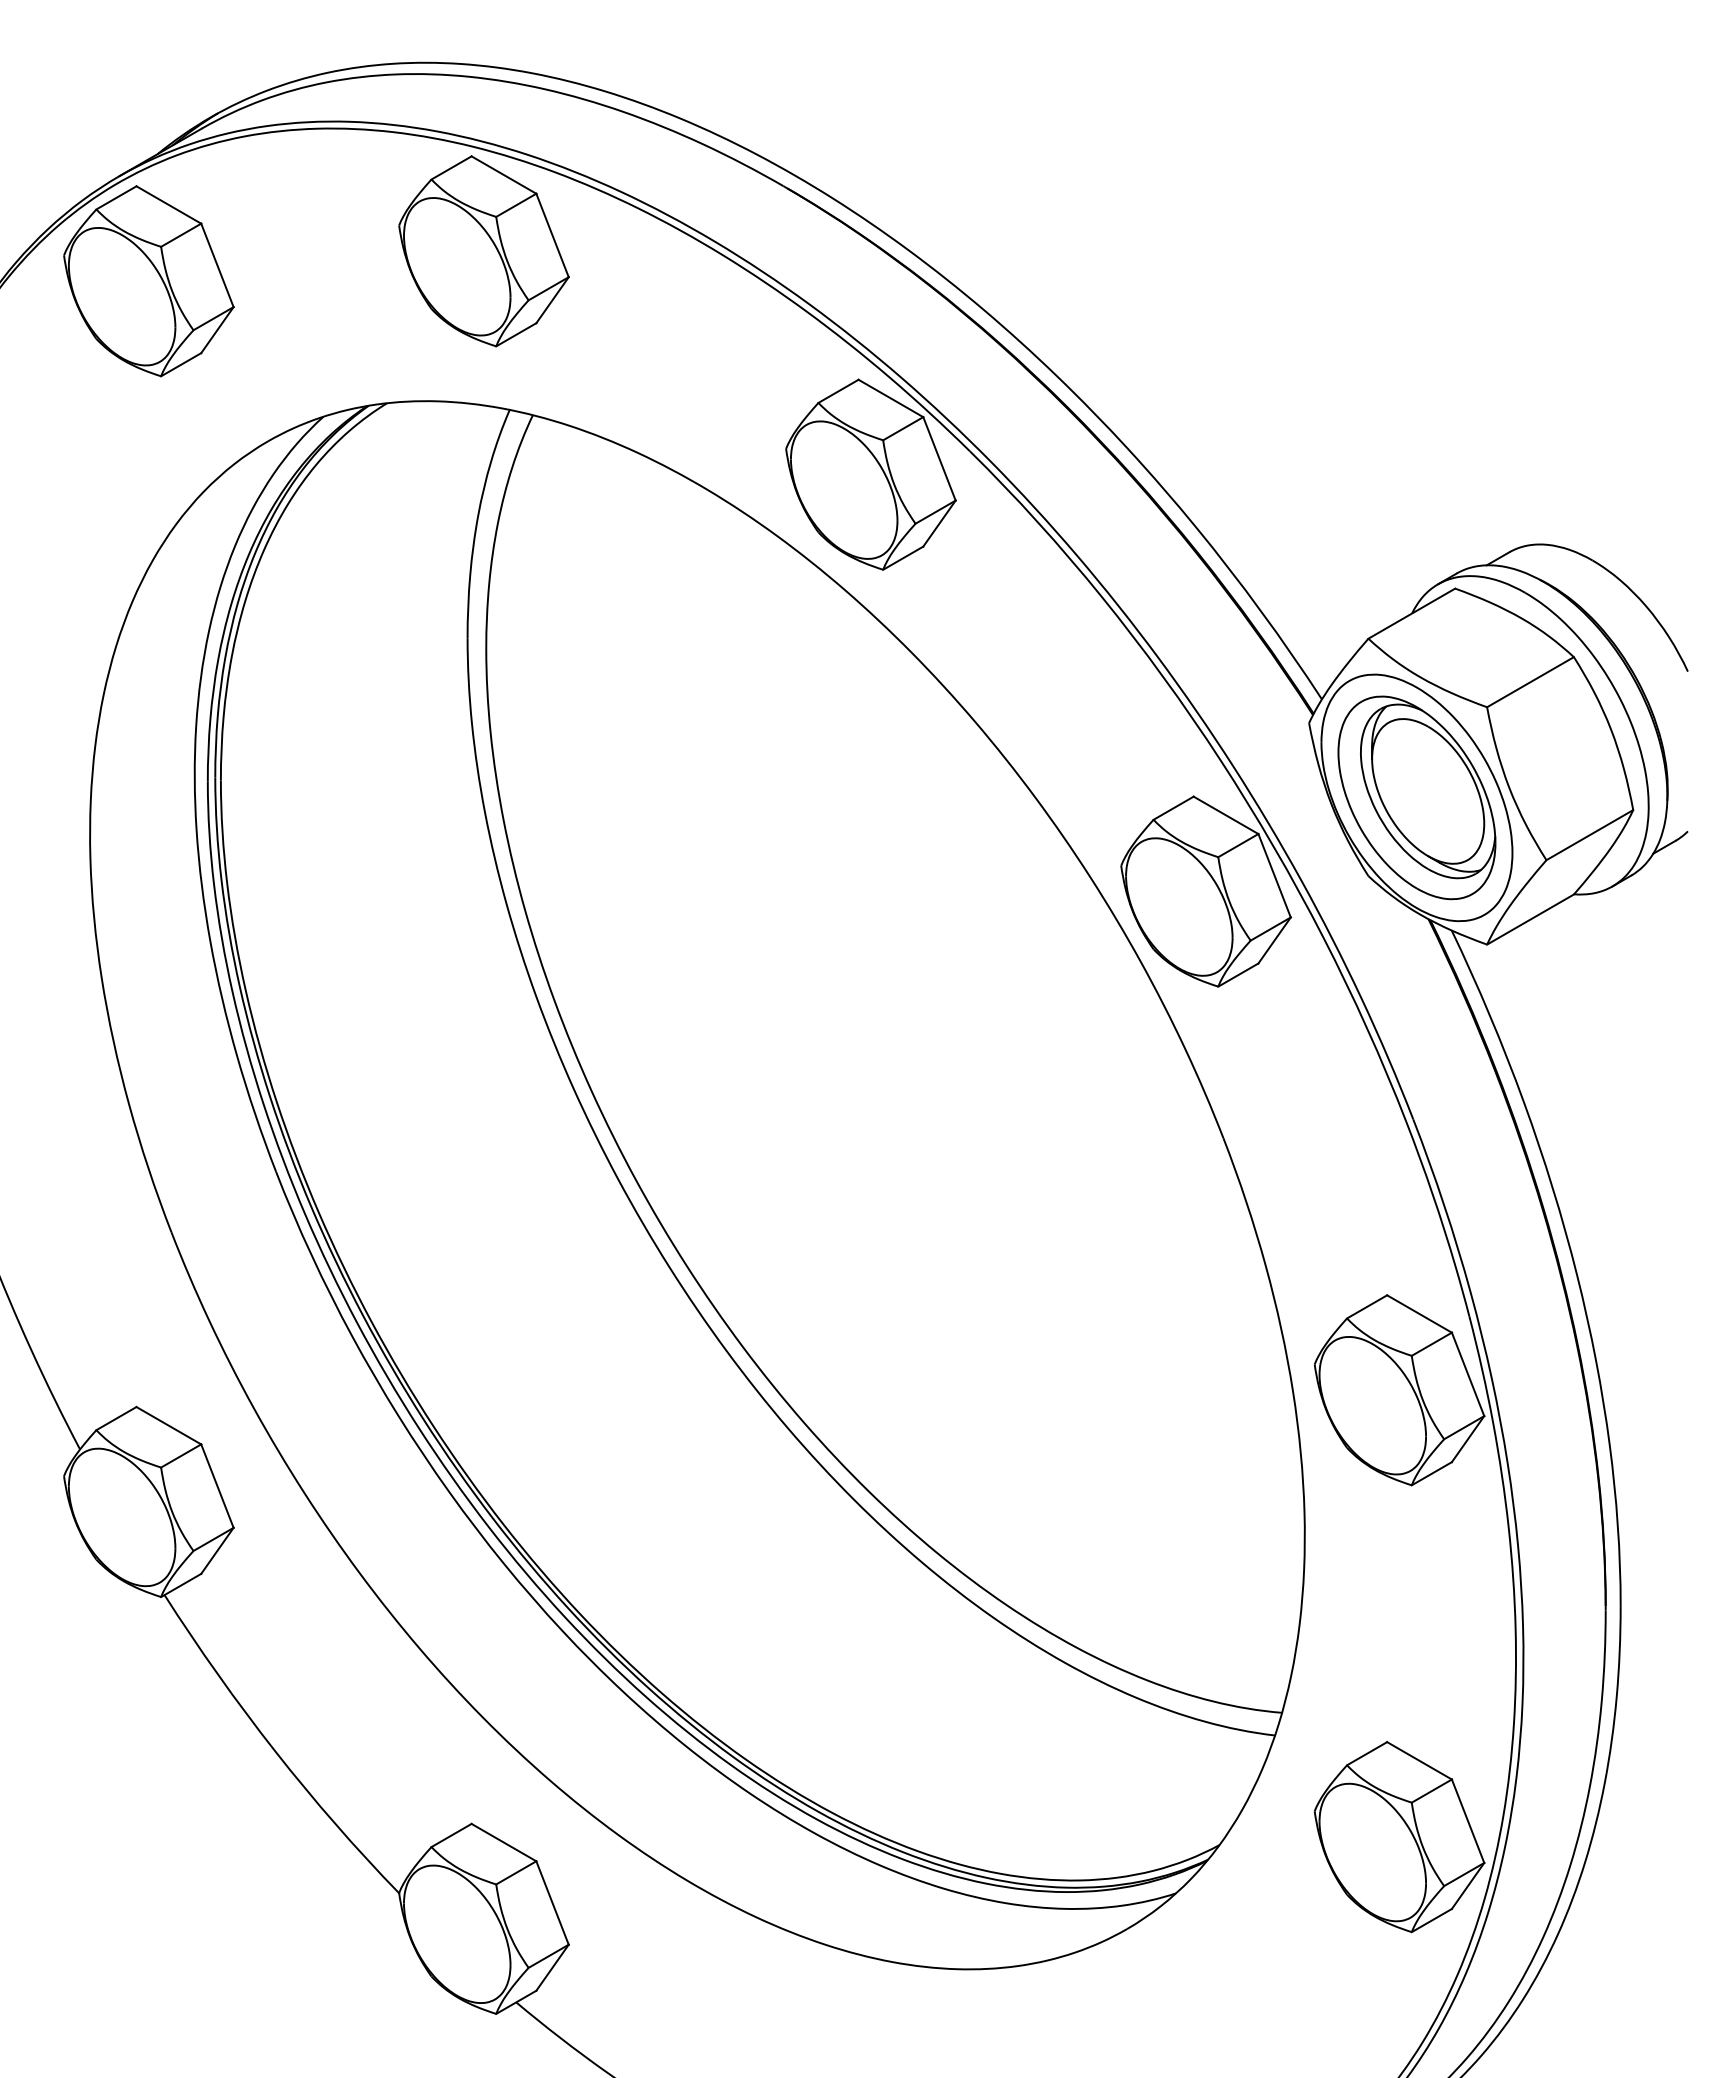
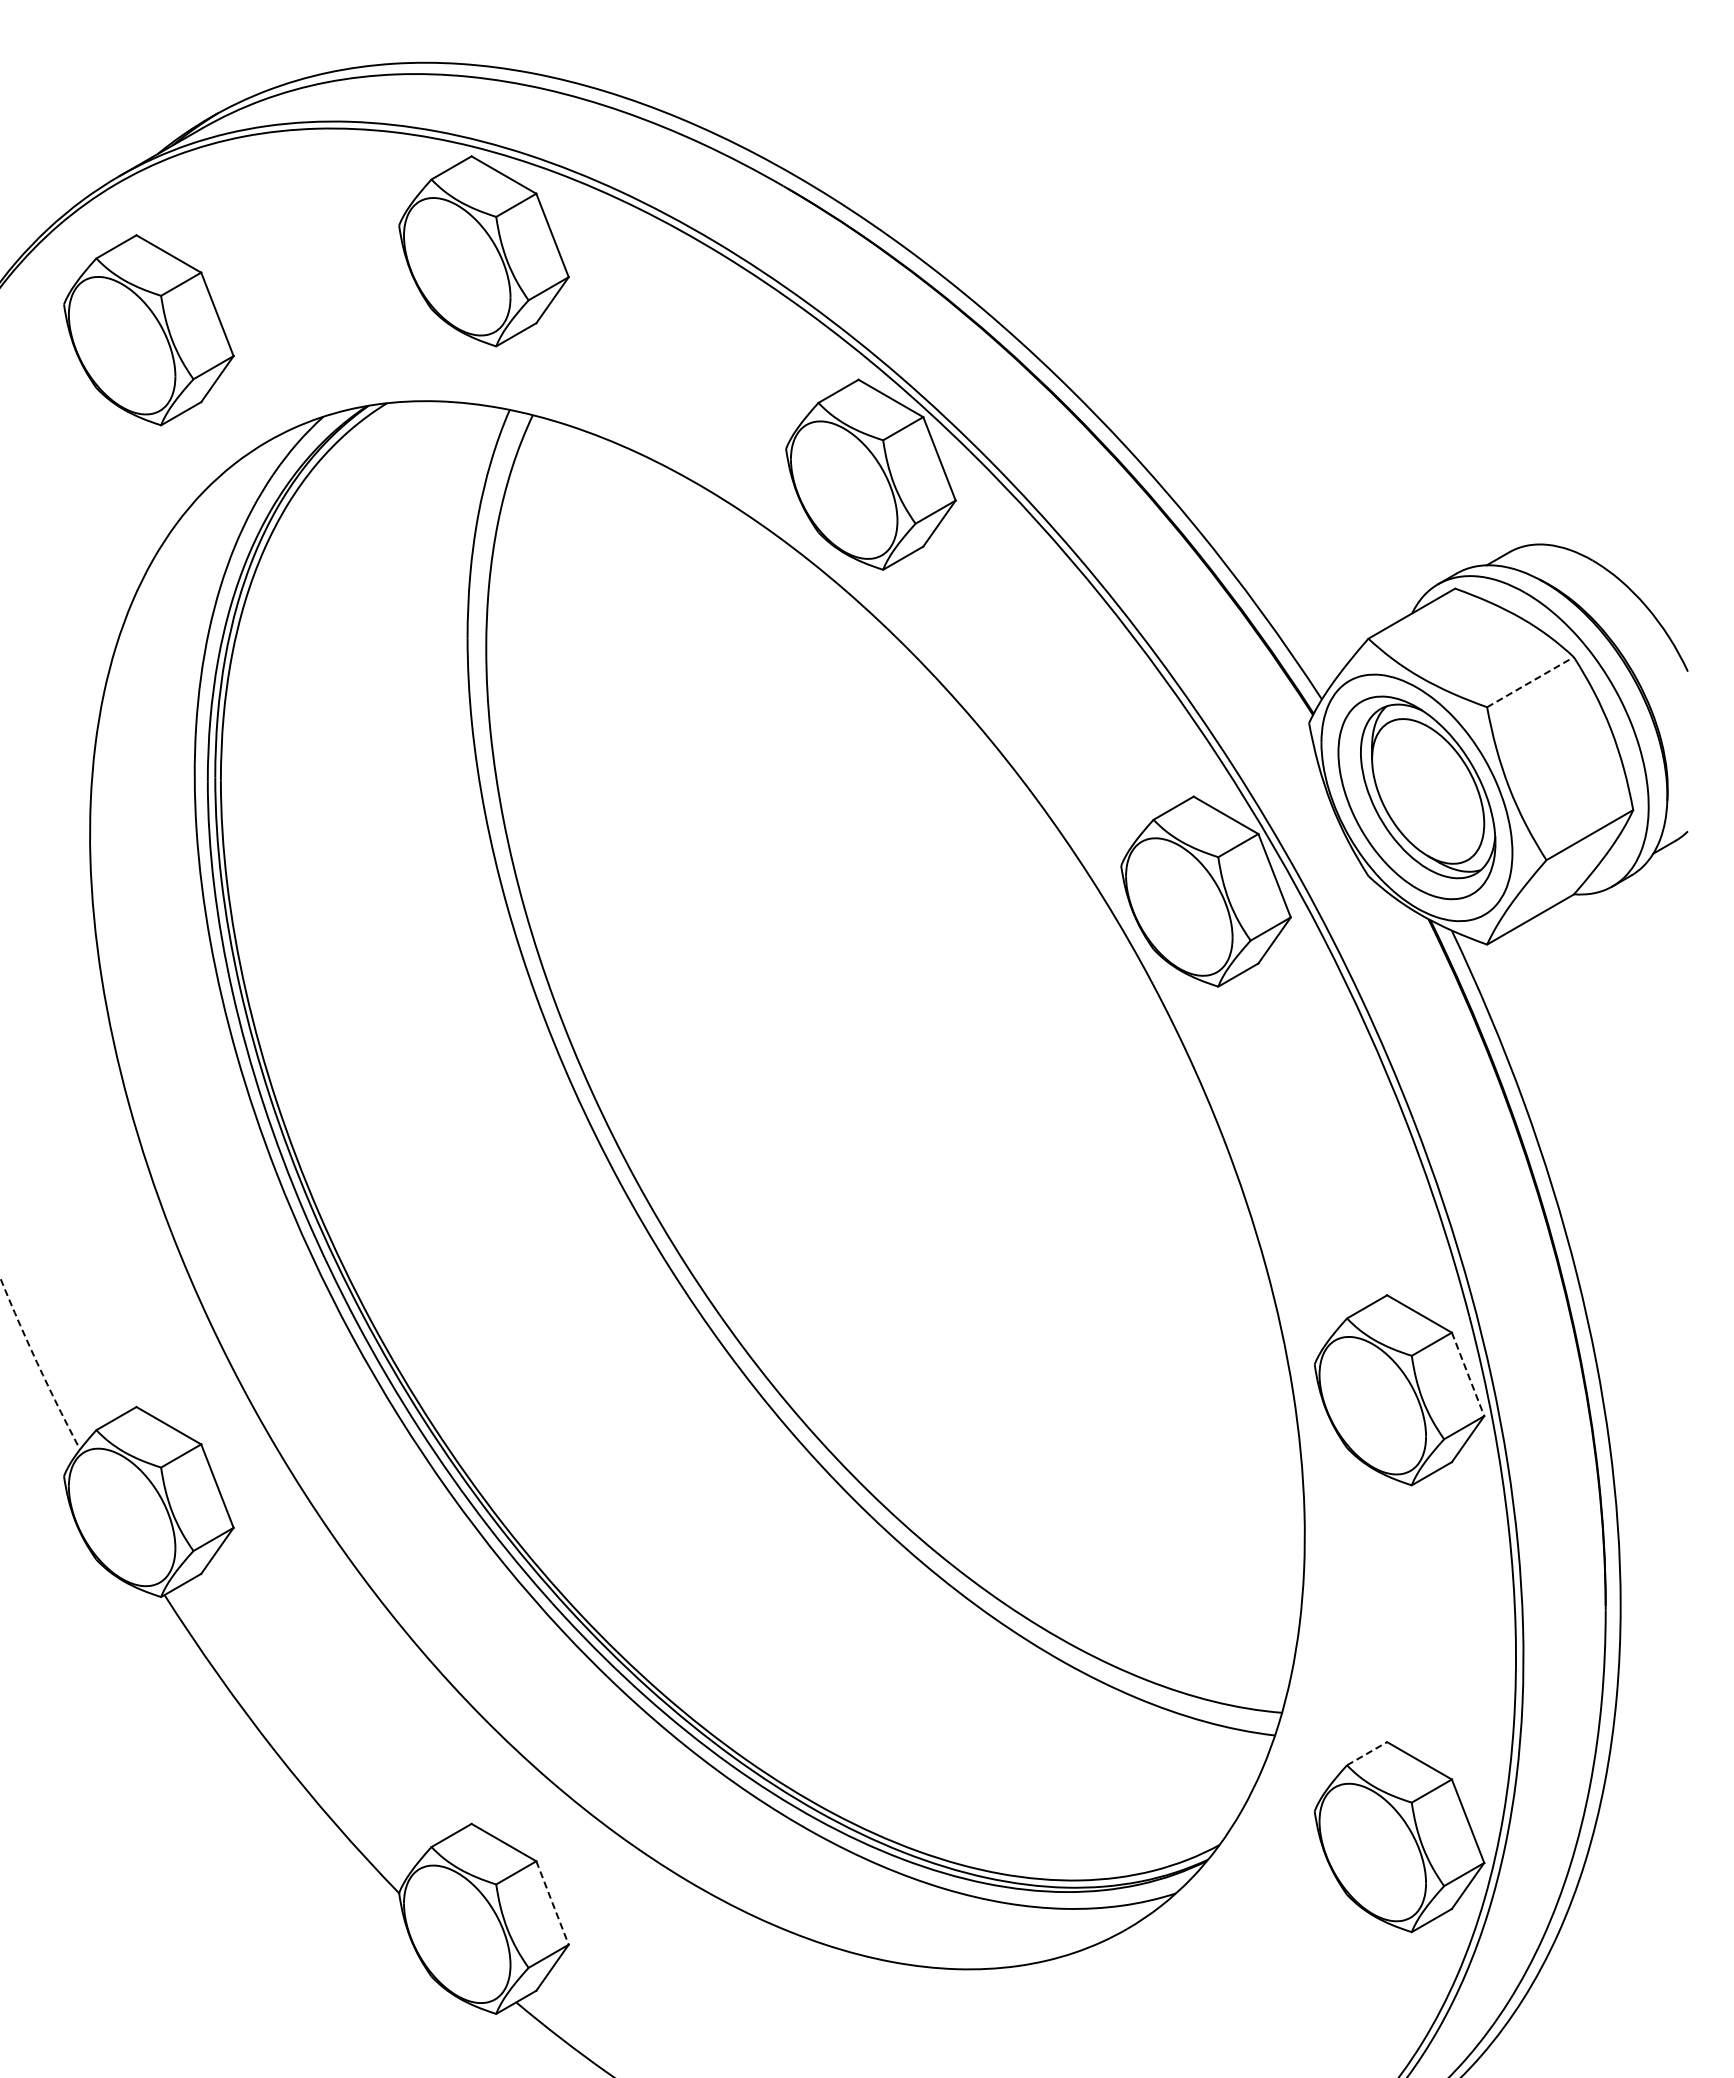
part position: (148, 281) -> (148, 330) (148, 330)
line: solid -> dashed (1530, 681)
arc: solid -> dashed (38, 1364)
line: solid -> dashed (1468, 1374)
line: solid -> dashed (1367, 1753)
line: solid -> dashed (552, 1903)
